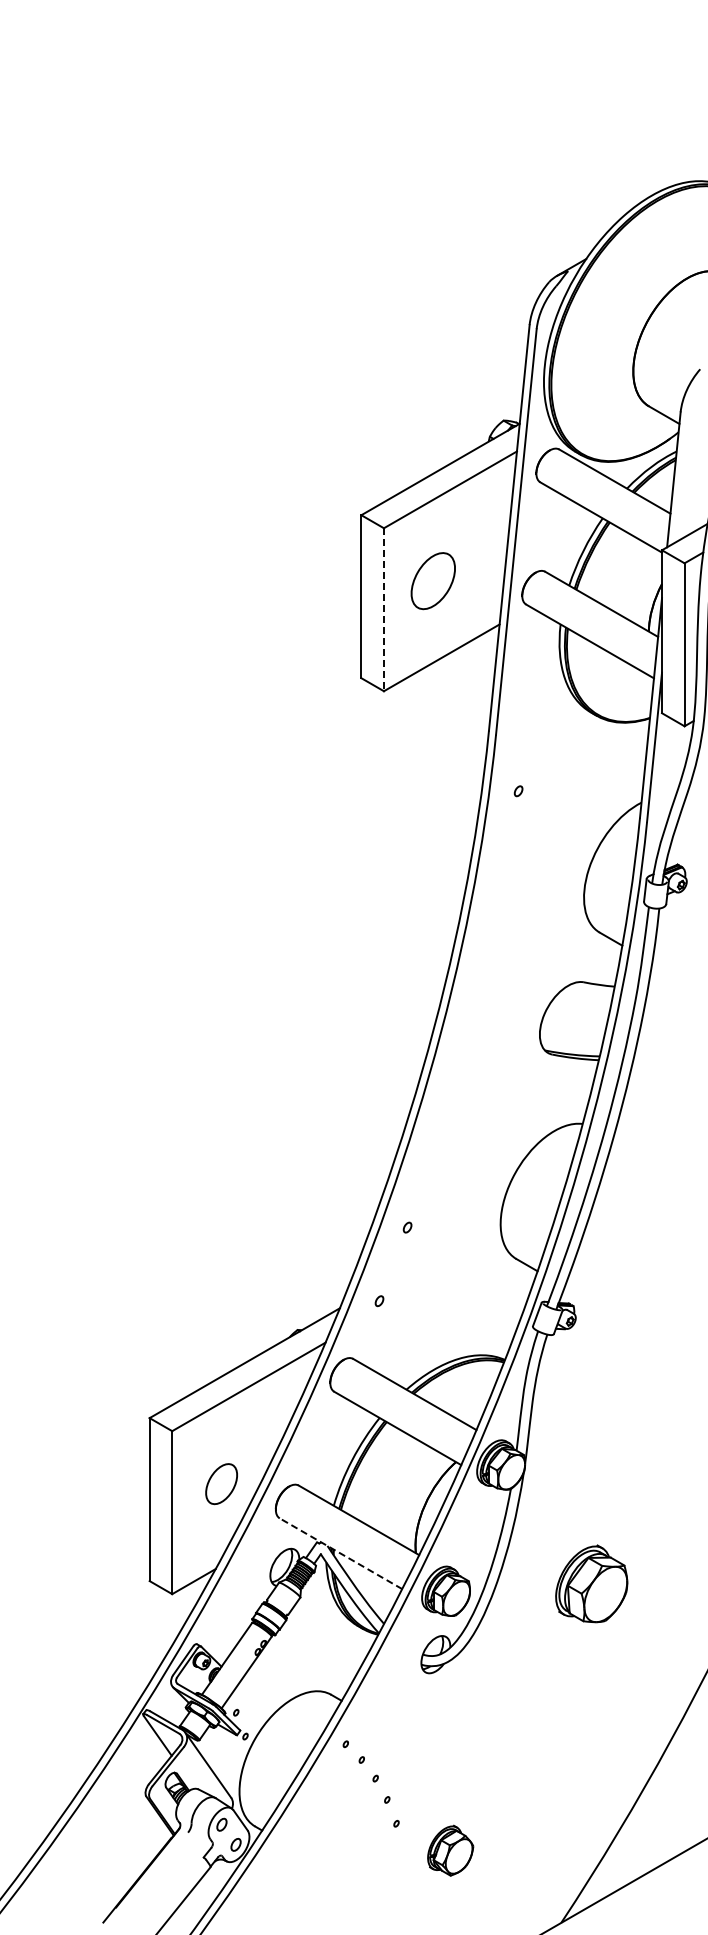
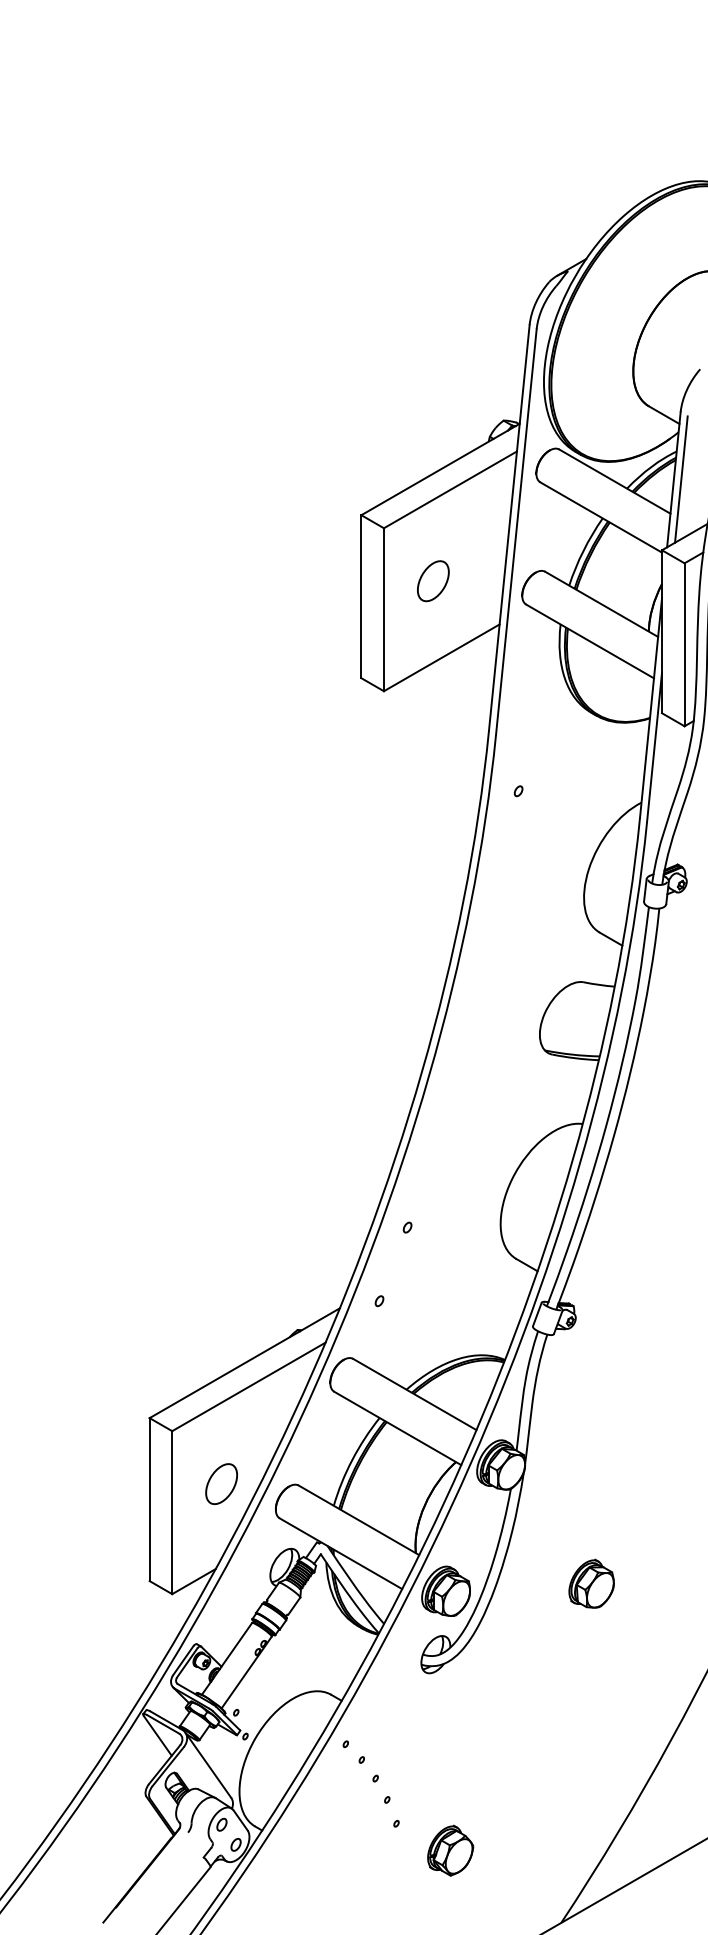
line: none -> present (681, 479)
part size: 46x59 px -> 33x43 px (433, 581)
line: dashed -> solid (383, 610)
line: dashed -> solid (341, 1553)
part size: 74x80 px -> 47x51 px (591, 1583)
